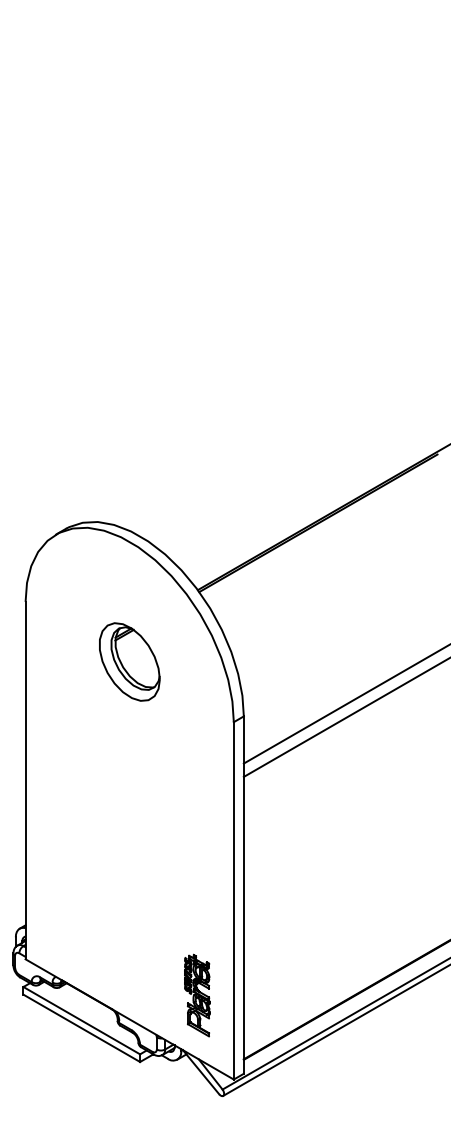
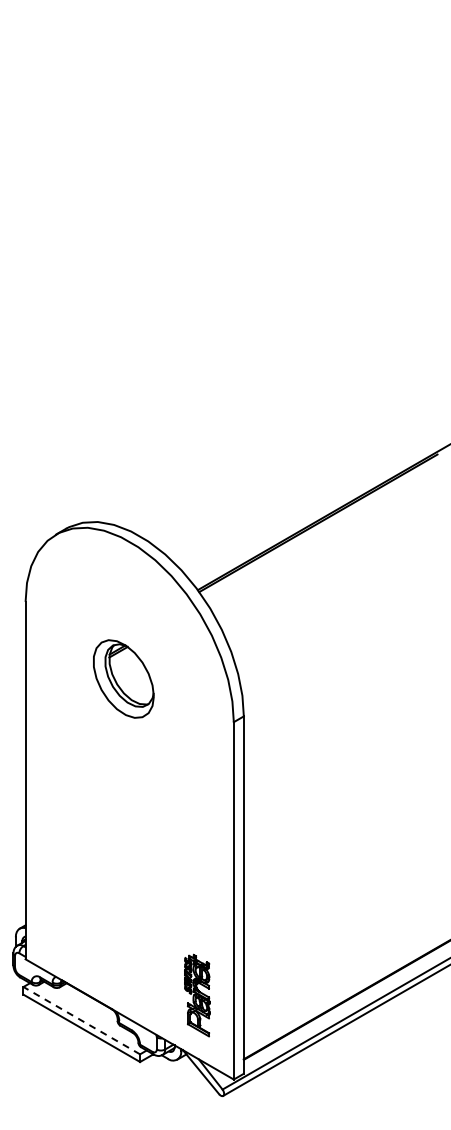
part position: (129, 661) -> (123, 678) (123, 678)
line: present -> none (345, 704)
line: present -> none (345, 717)
line: solid -> dashed (81, 1020)
